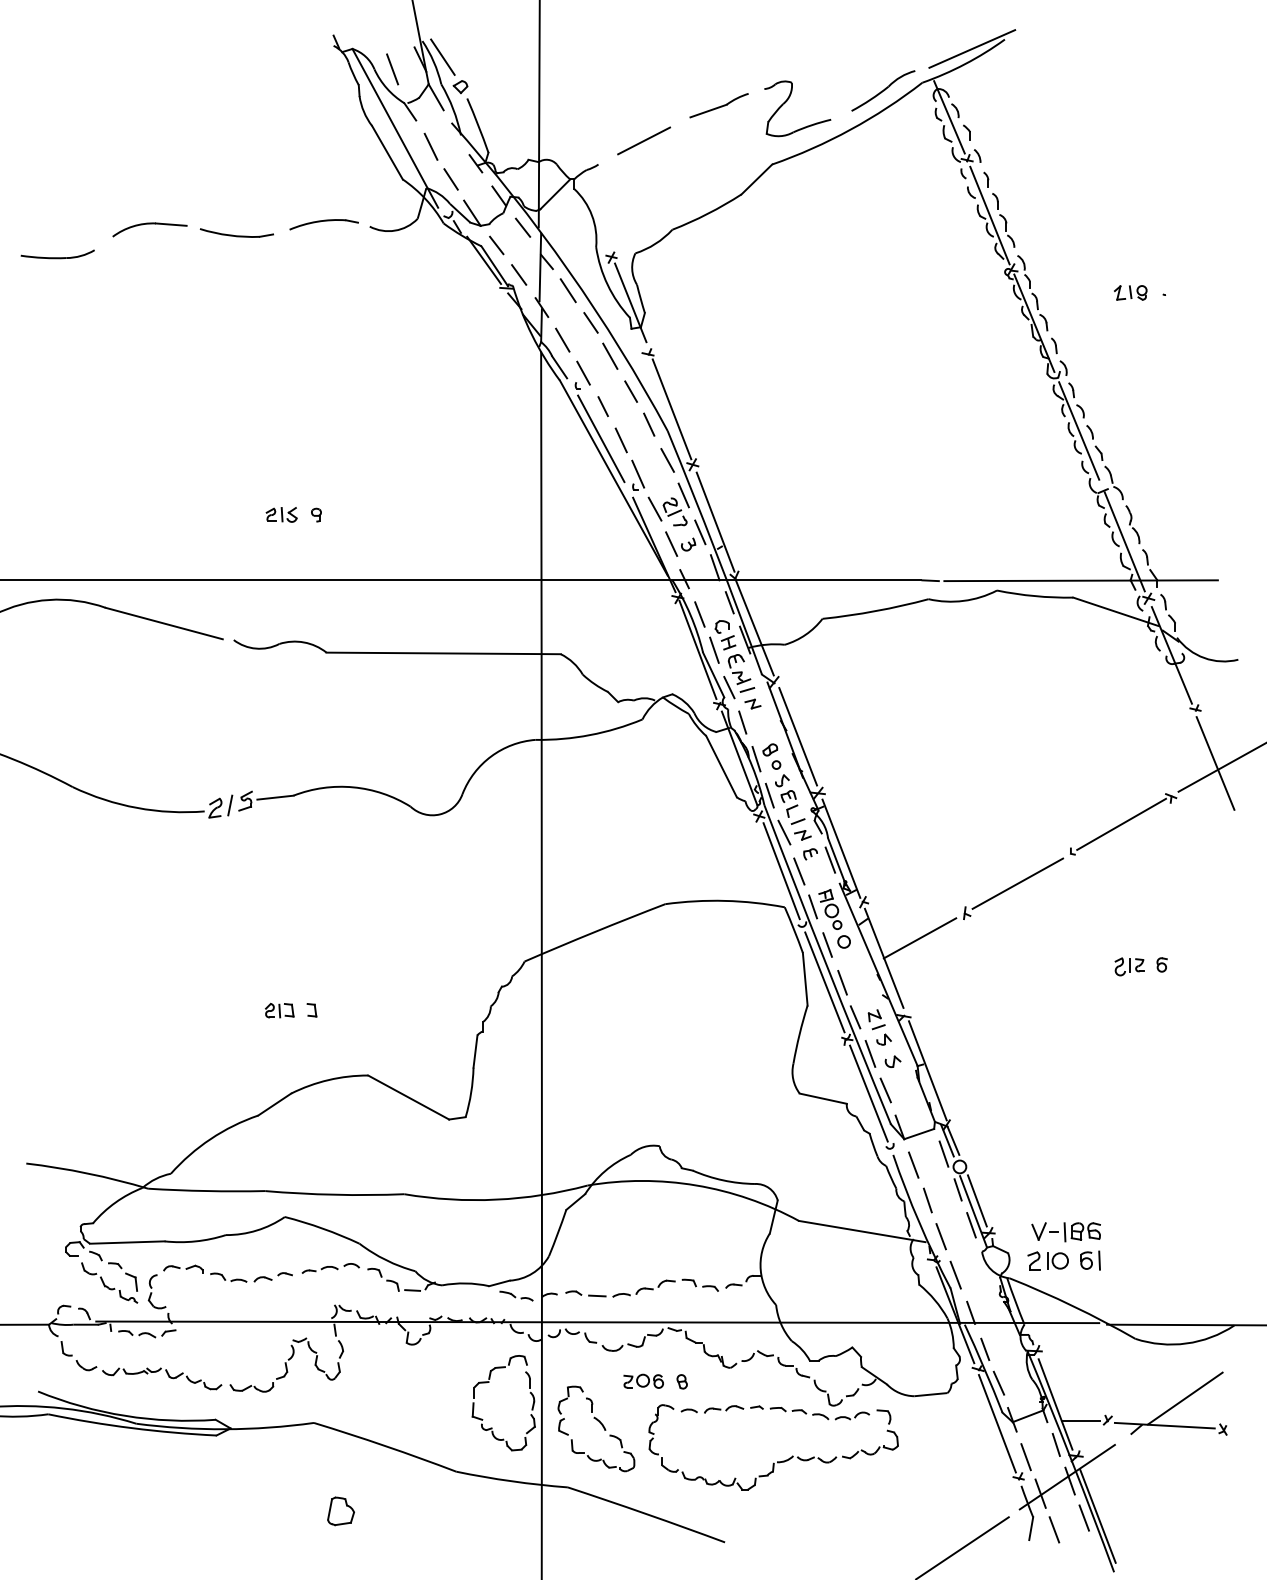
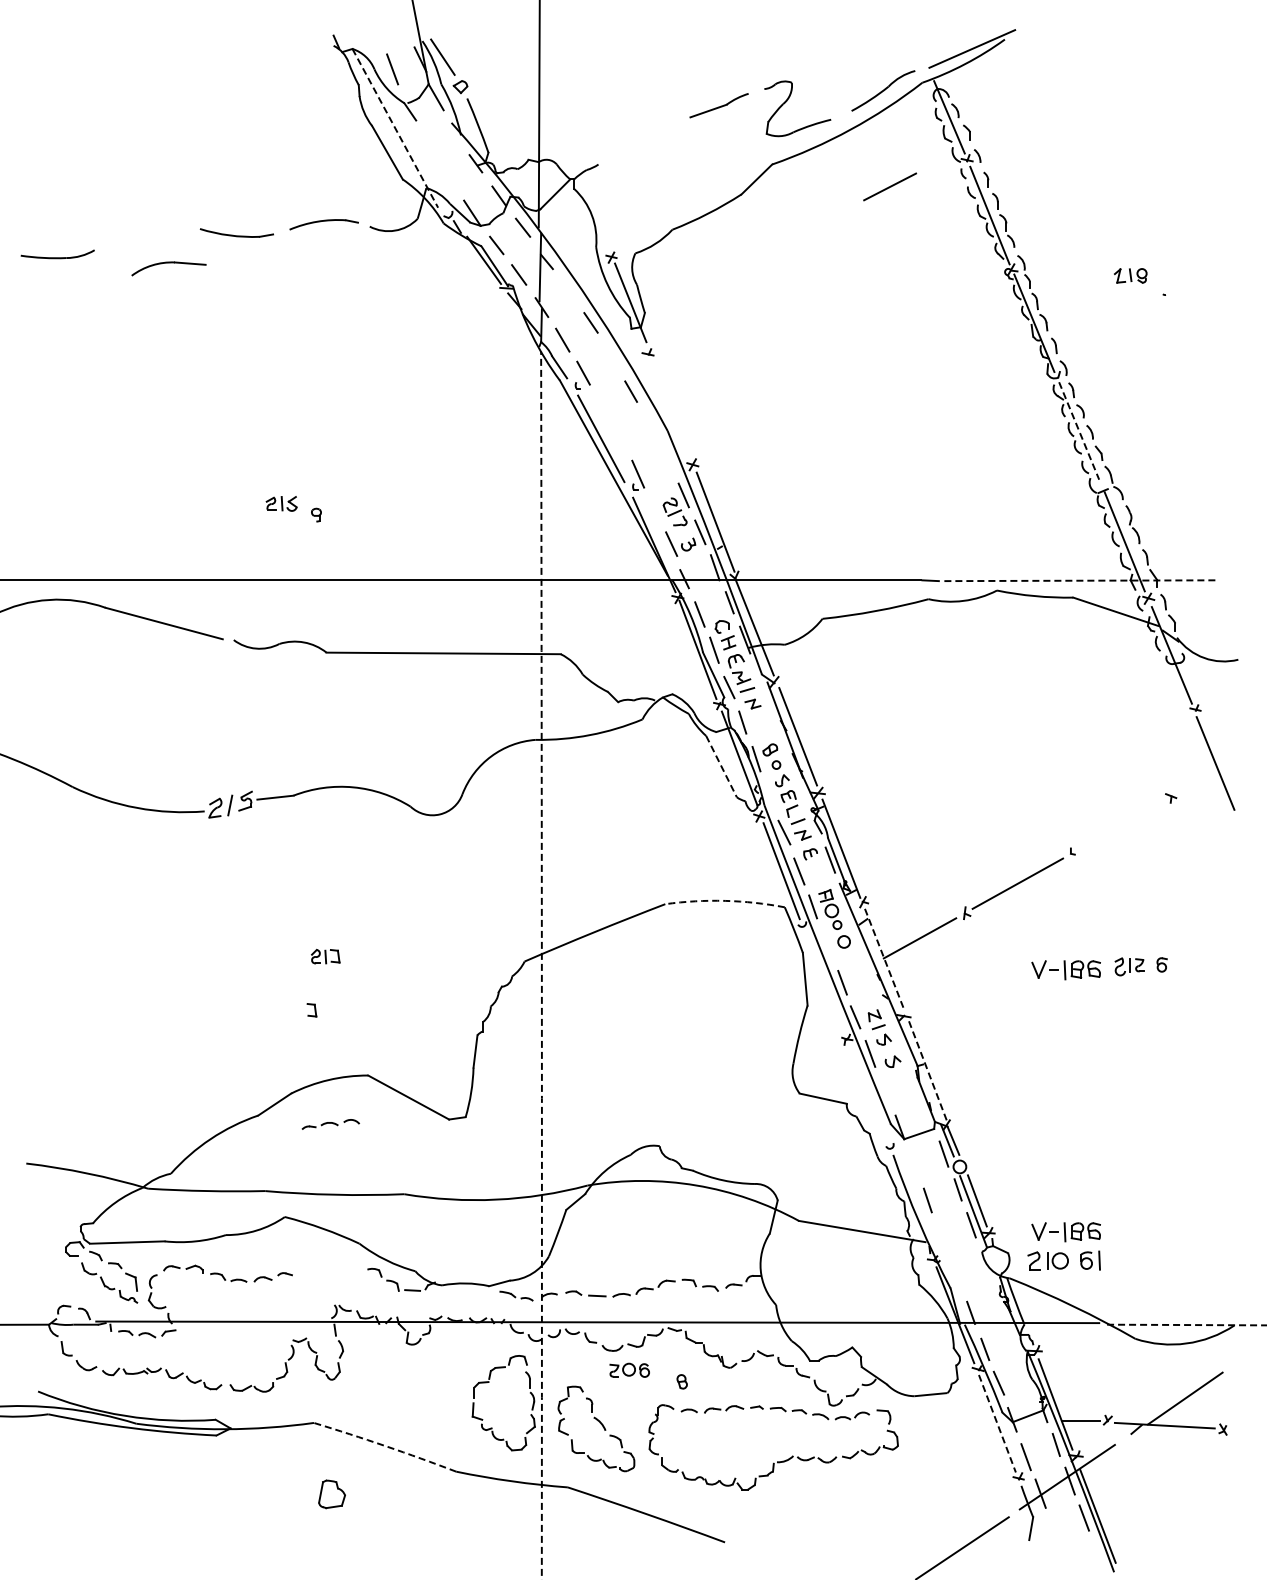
line: solid -> dashed (395, 128)
line position: (644, 140) -> (890, 186) (890, 186)
line: present -> none (430, 146)
line: present -> none (450, 179)
part position: (149, 229) -> (168, 268) (168, 268)
line: present -> none (567, 290)
part position: (1130, 292) -> (1130, 275) (1130, 275)
line: present -> none (610, 355)
line: present -> none (602, 406)
line: present -> none (671, 409)
line: present -> none (649, 424)
line: solid -> dashed (1079, 430)
line: present -> none (620, 440)
line: present -> none (667, 460)
line: present -> none (654, 508)
part position: (281, 514) -> (281, 503) (281, 503)
line: solid -> dashed (1081, 580)
line: solid -> dashed (721, 767)
line: present -> none (1220, 767)
line: present -> none (769, 795)
line: present -> none (1121, 823)
arc: solid -> dashed (725, 900)
line: present -> none (827, 944)
line: solid -> dashed (884, 958)
arc: solid -> dashed (541, 965)
part: none -> present (1065, 970)
line: present -> none (824, 982)
part position: (279, 1010) -> (325, 956) (325, 956)
line: solid -> dashed (927, 1070)
line: present -> none (885, 1090)
line: present -> none (868, 1093)
line: present -> none (913, 1164)
line: present -> none (940, 1236)
part position: (330, 1268) -> (330, 1124) (330, 1124)
line: present -> none (955, 1274)
line: solid -> dashed (1187, 1325)
part position: (643, 1380) -> (629, 1369) (629, 1369)
line: solid -> dashed (997, 1424)
arc: solid -> dashed (385, 1446)
part position: (340, 1511) -> (331, 1494) (331, 1494)
line: present -> none (1054, 1529)
